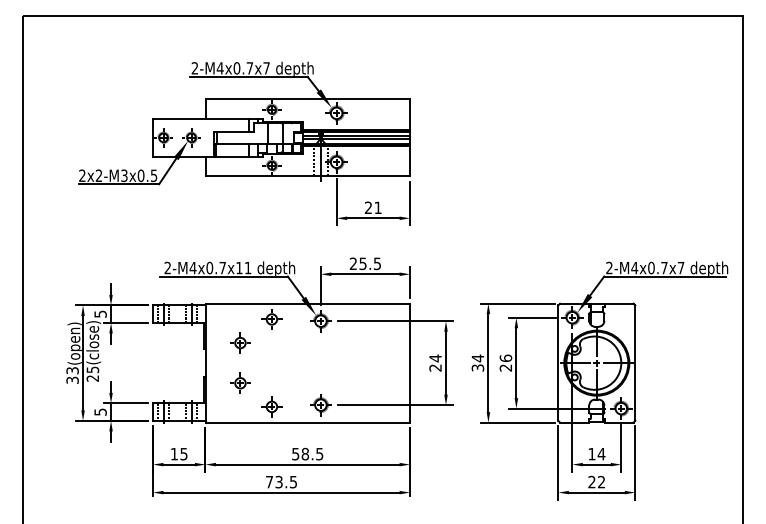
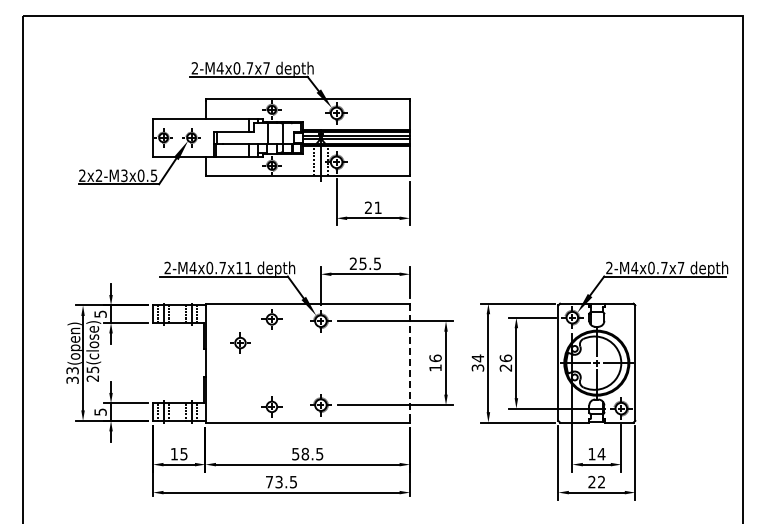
text: 24 -> 16 (435, 362)
line: solid -> dashed (410, 363)
part: present -> none (240, 382)
